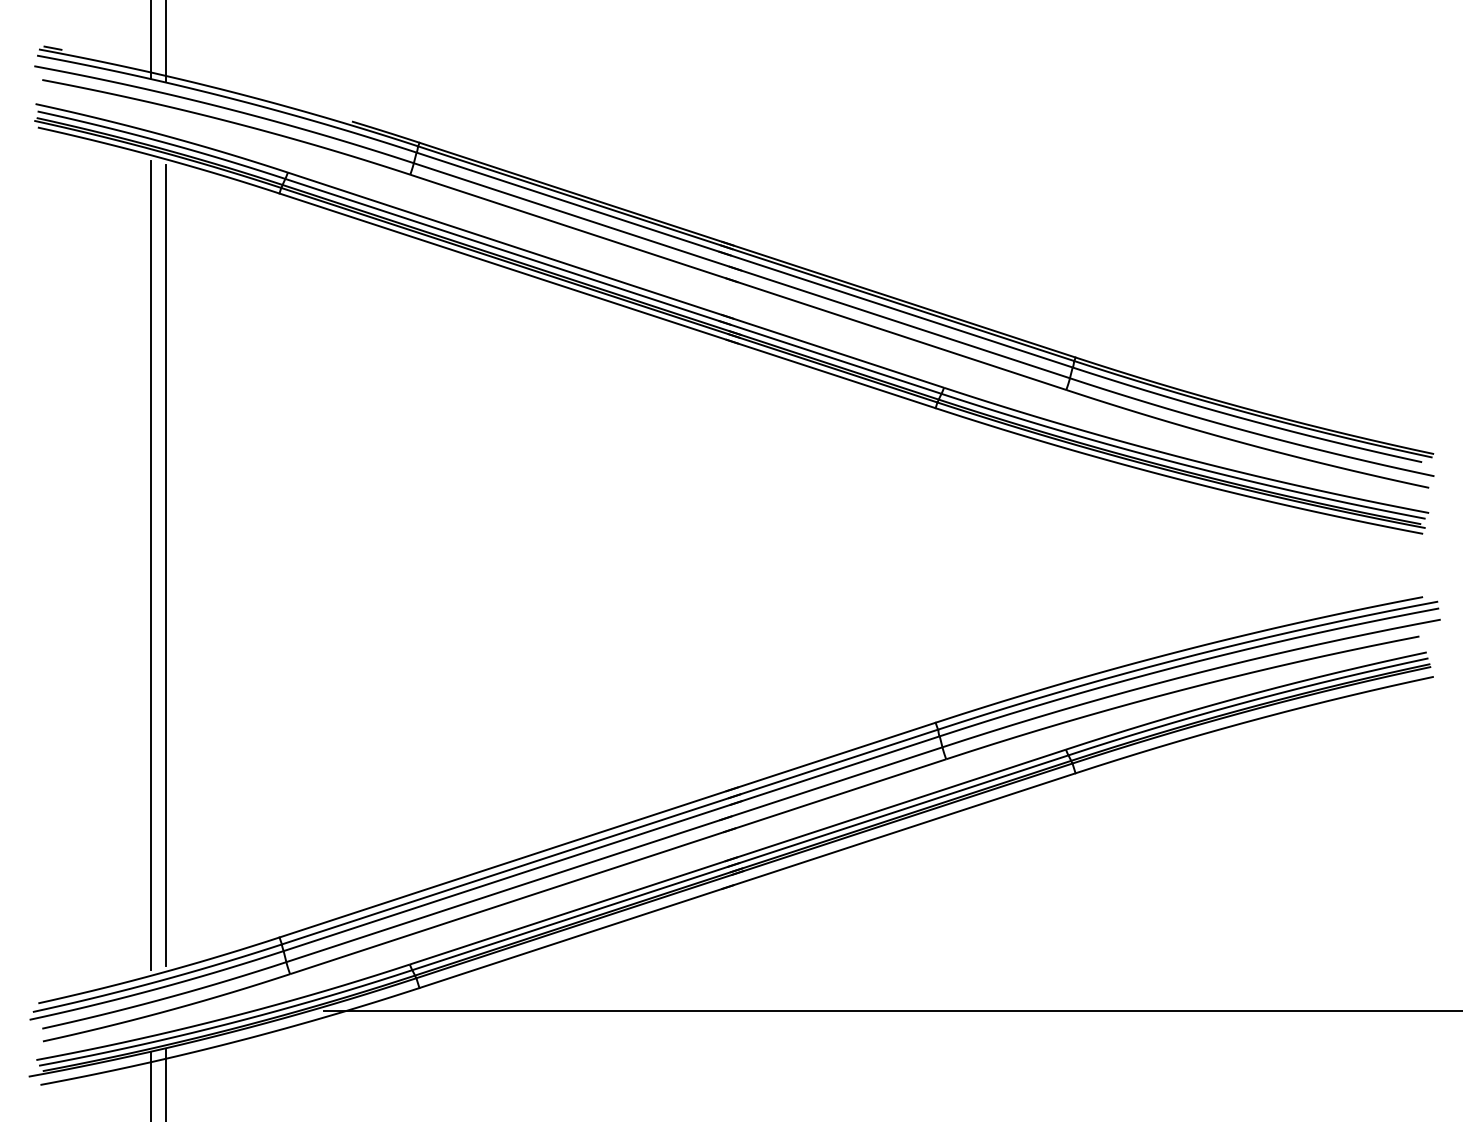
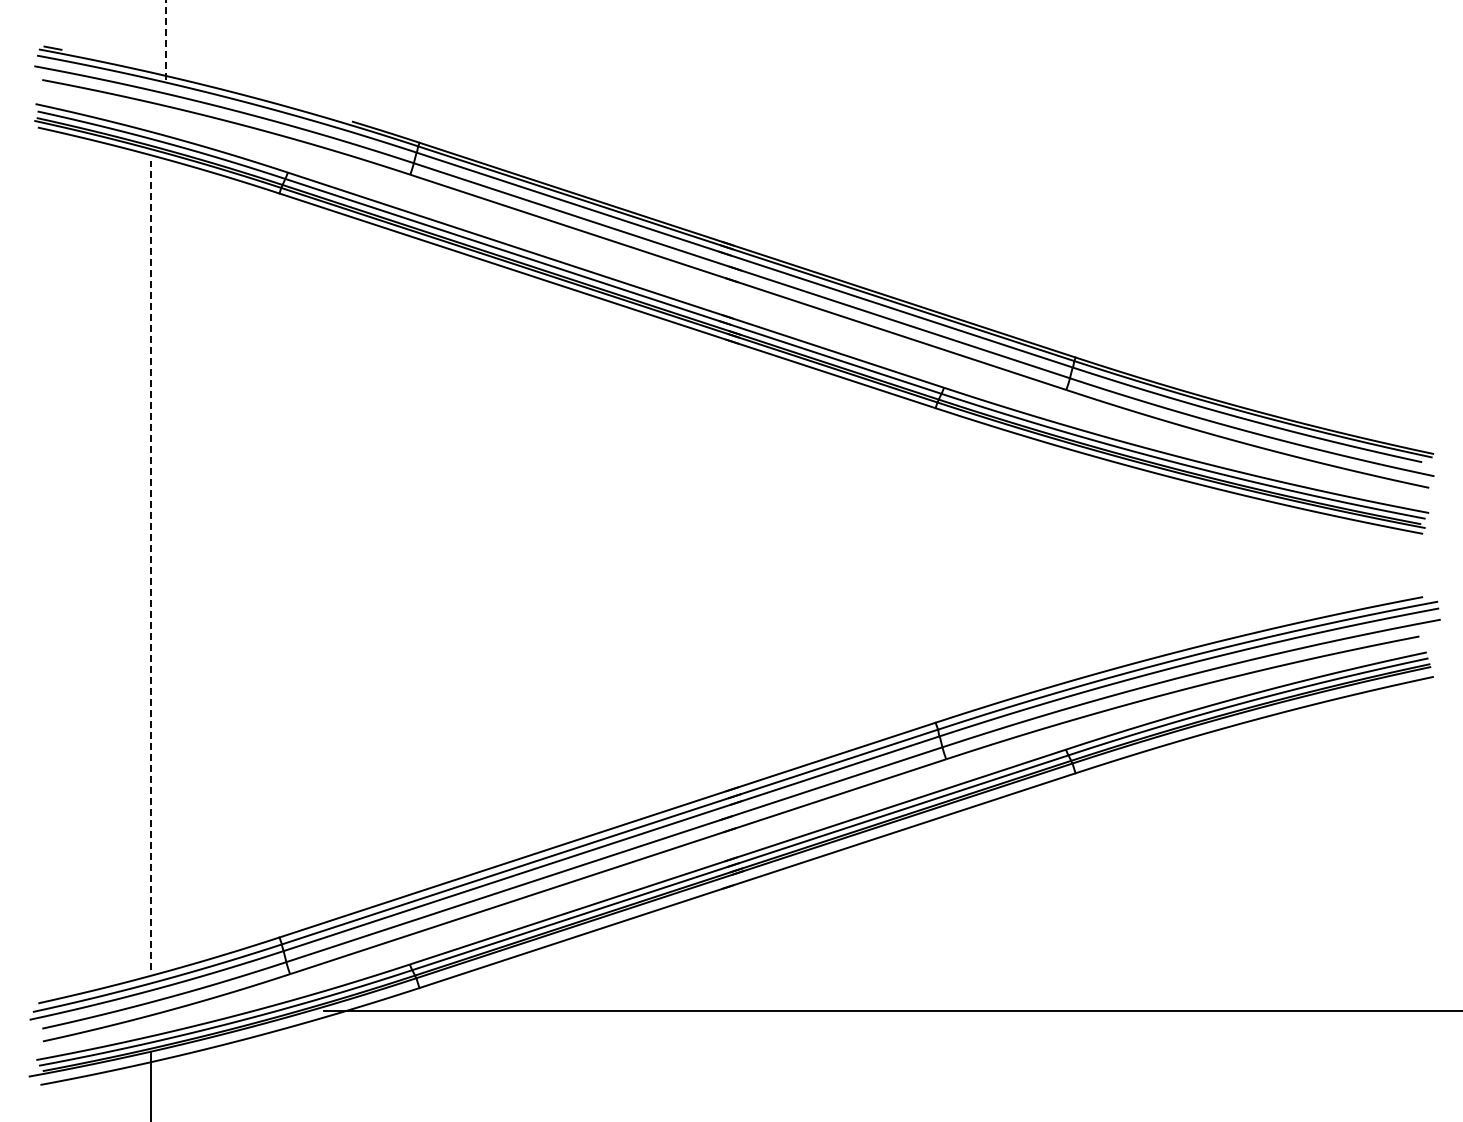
line: present -> none (151, 39)
line: solid -> dashed (165, 41)
line: solid -> dashed (151, 565)
line: present -> none (165, 565)
line: present -> none (165, 1083)
